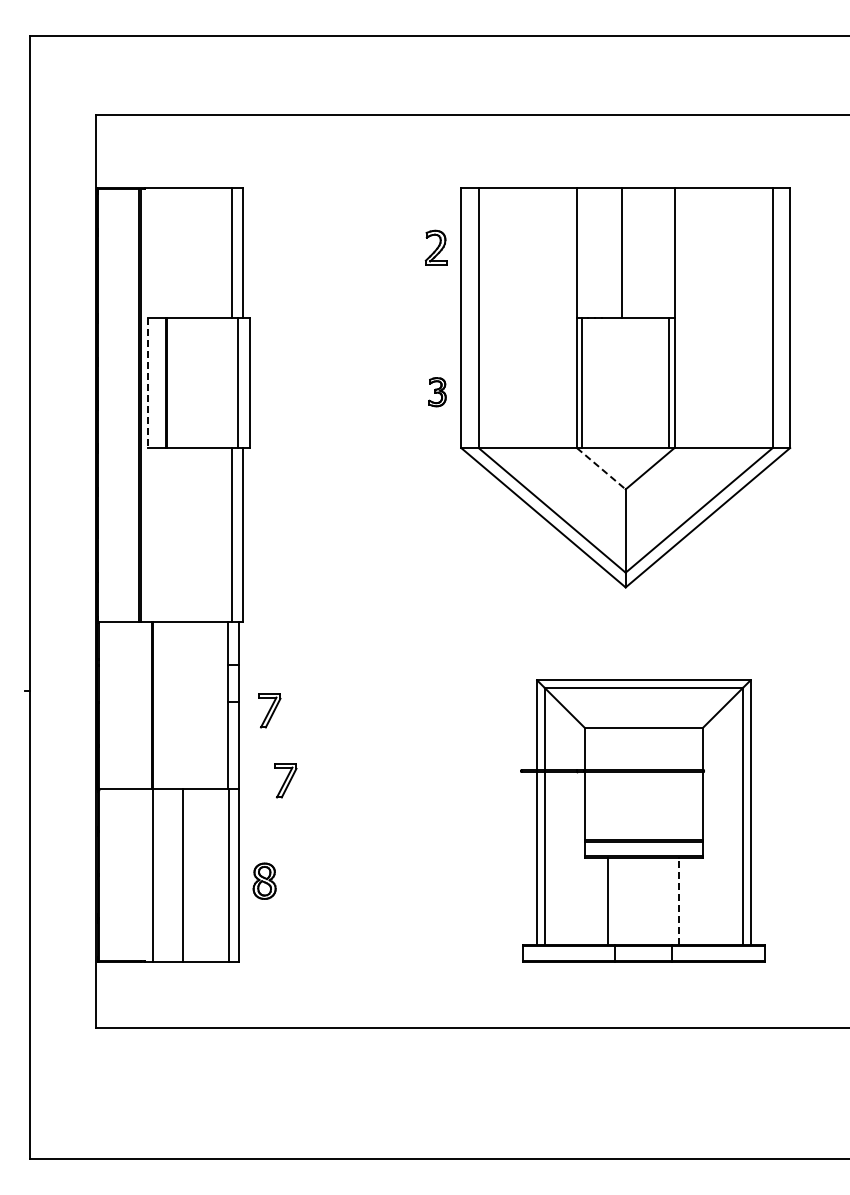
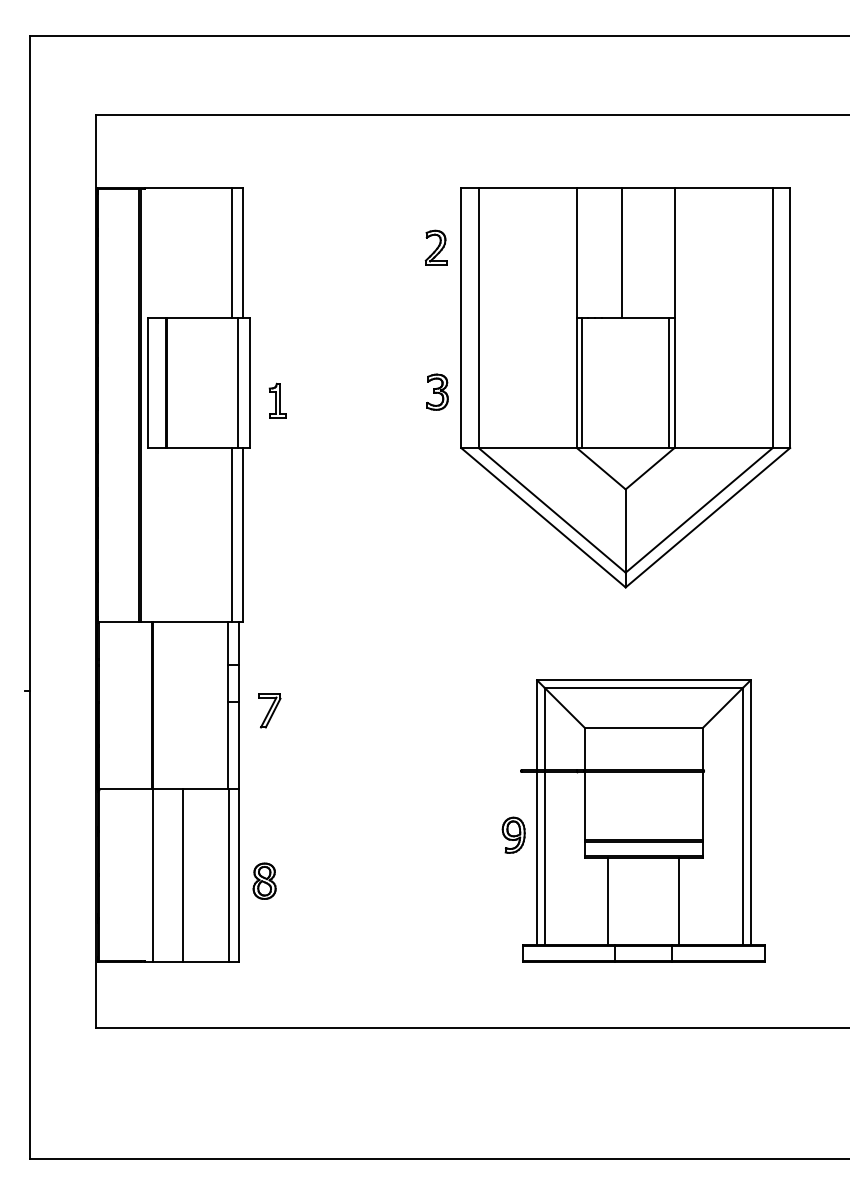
line: dashed -> solid (147, 383)
part size: 19x31 px -> 23x38 px (437, 391)
part: none -> present (277, 400)
line: dashed -> solid (601, 468)
part: present -> none (285, 780)
part: none -> present (513, 834)
line: dashed -> solid (679, 900)
